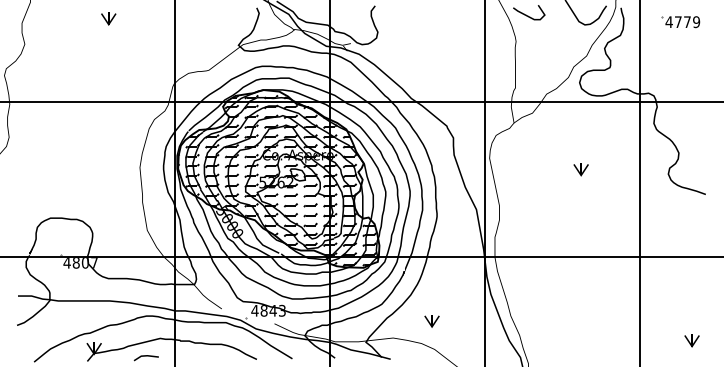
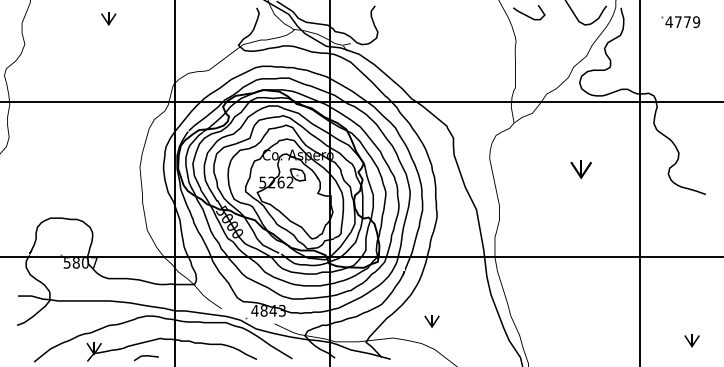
part size: 16x14 px -> 22x20 px (580, 169)
hatch: present -> none (277, 180)
line: present -> none (485, 182)
text: 4807 -> 5807 (66, 263)
